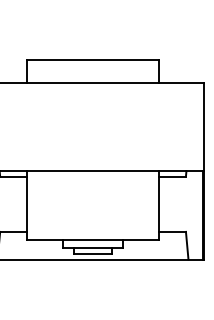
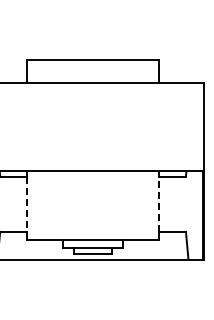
line: solid -> dashed (26, 204)
line: solid -> dashed (159, 204)
